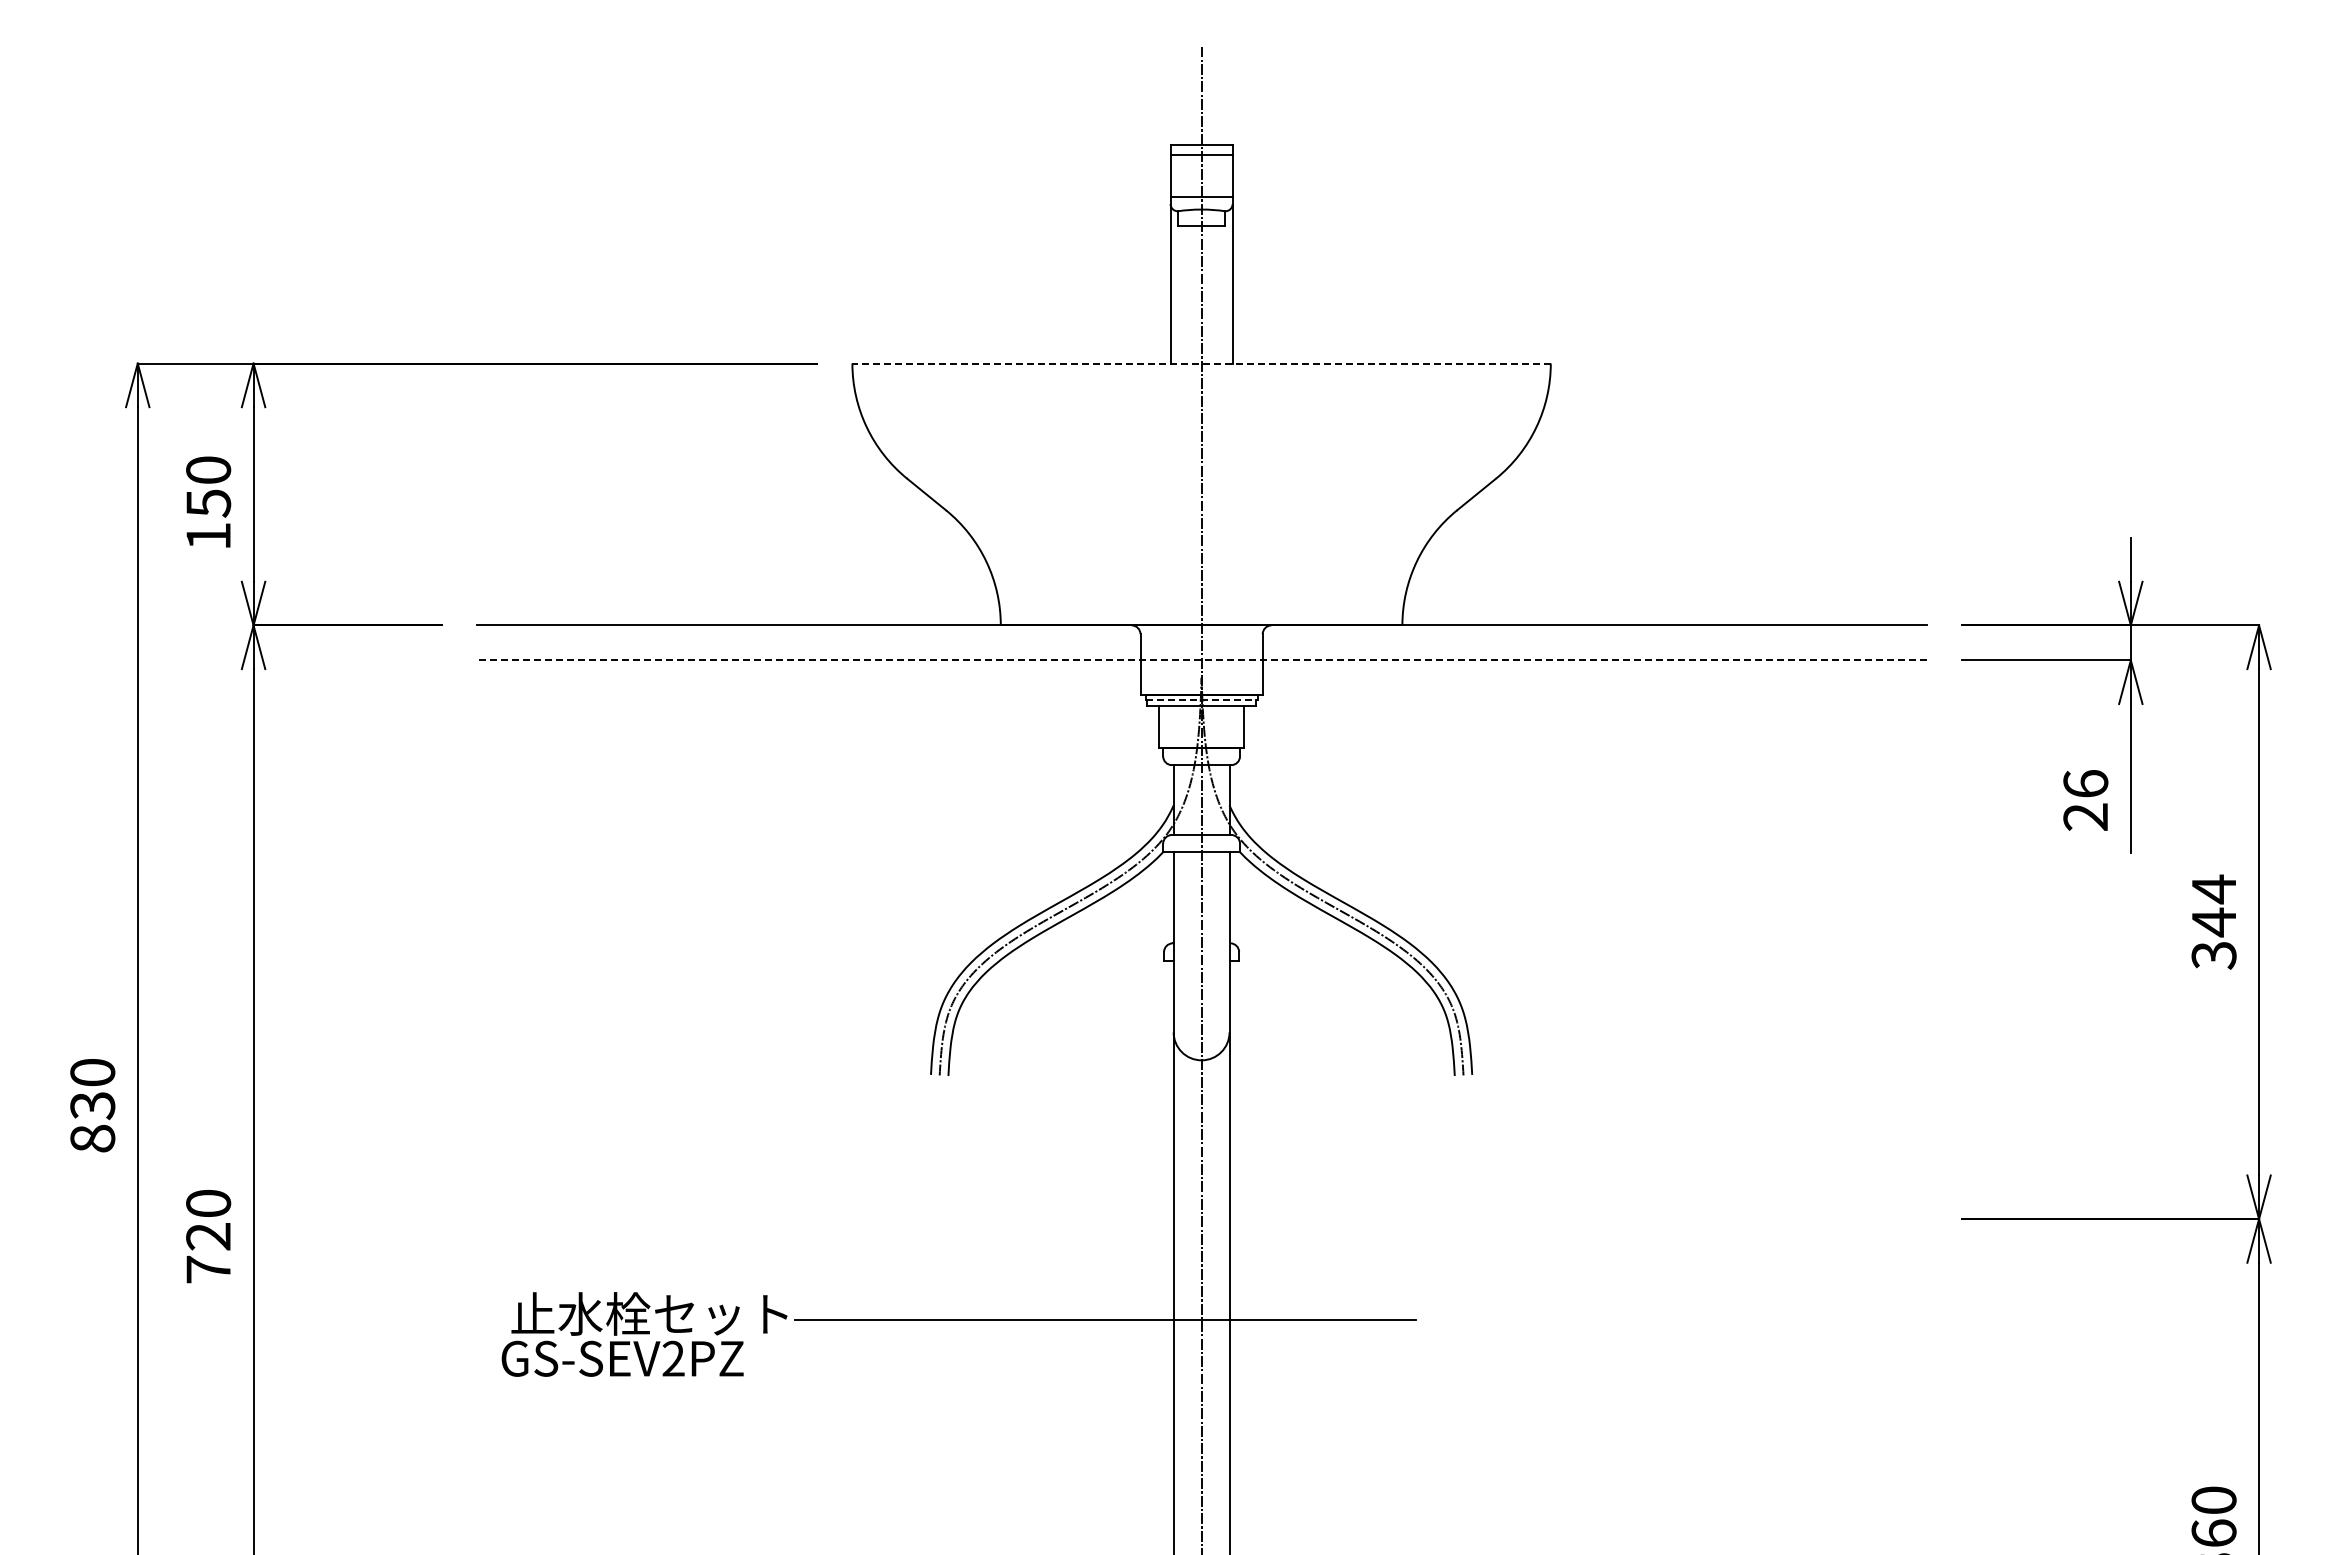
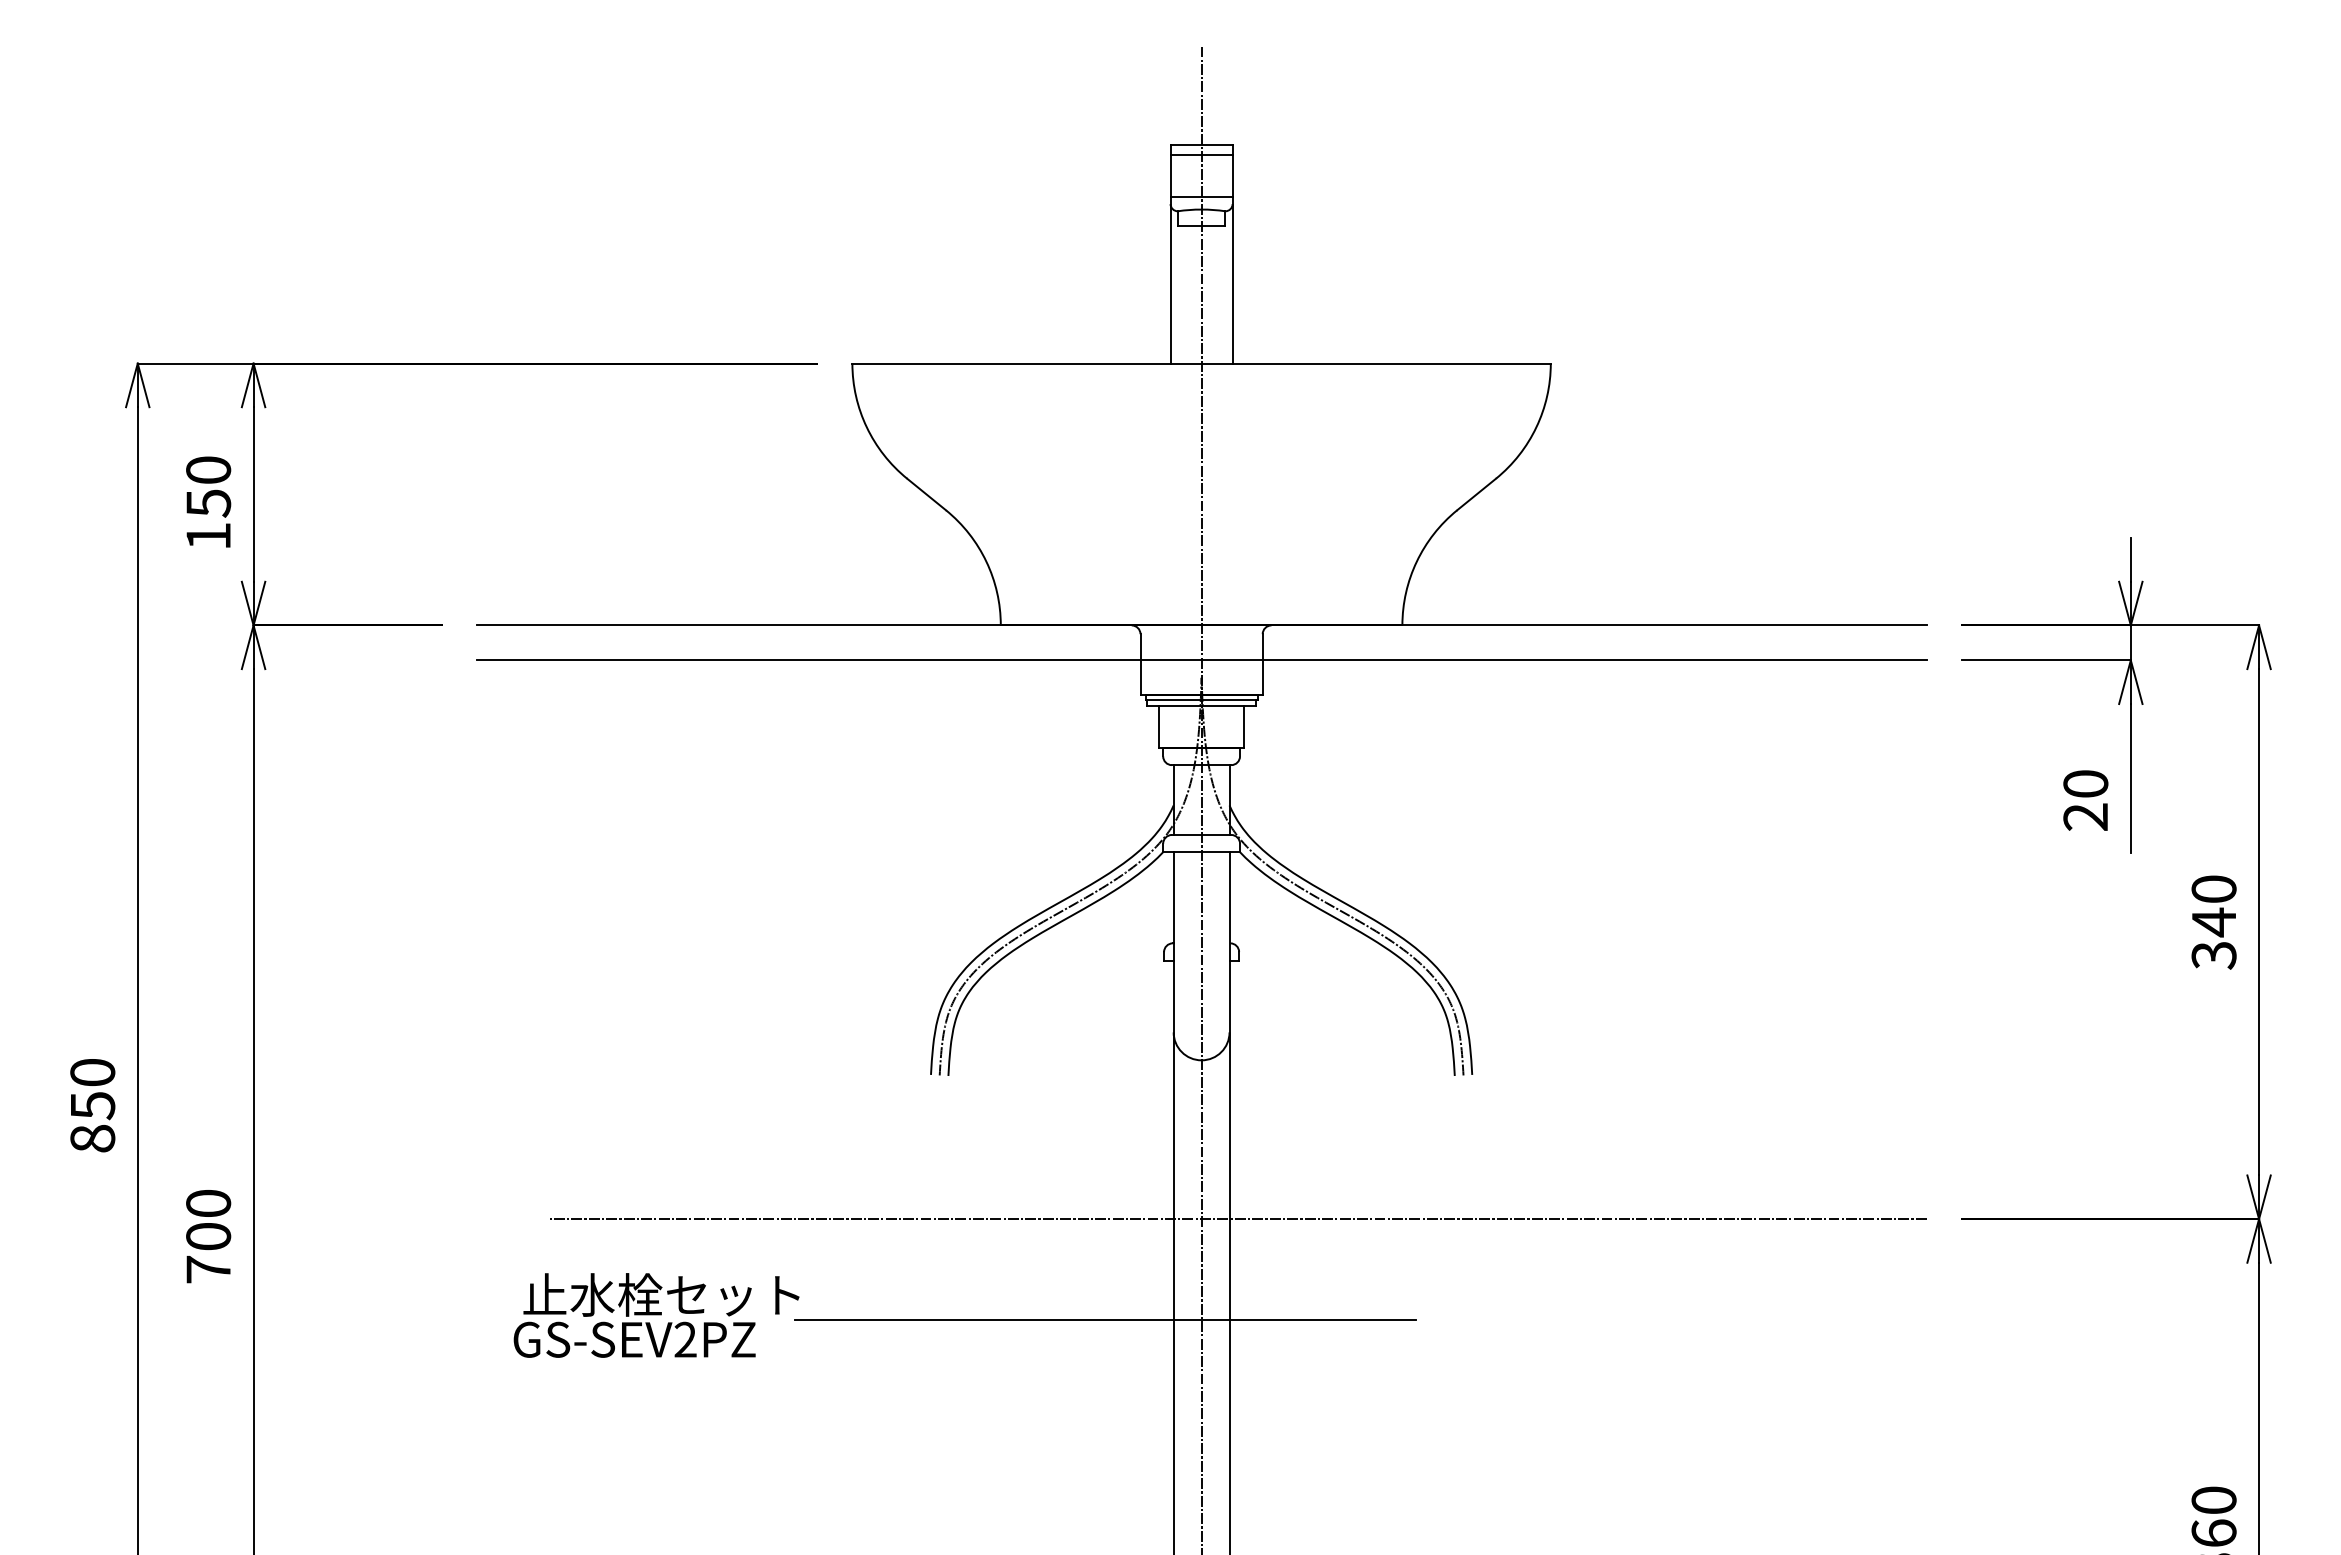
line: dashed -> solid (1201, 363)
line: dashed -> solid (1201, 660)
line: dashed -> solid (1201, 699)
text: 26 -> 20 (2085, 783)
text: 344 -> 340 (2213, 889)
text: 830 -> 850 (92, 1106)
line: none -> present (1236, 1219)
text: 720 -> 700 (208, 1236)
text position: (644, 1334) -> (656, 1315) (656, 1315)
